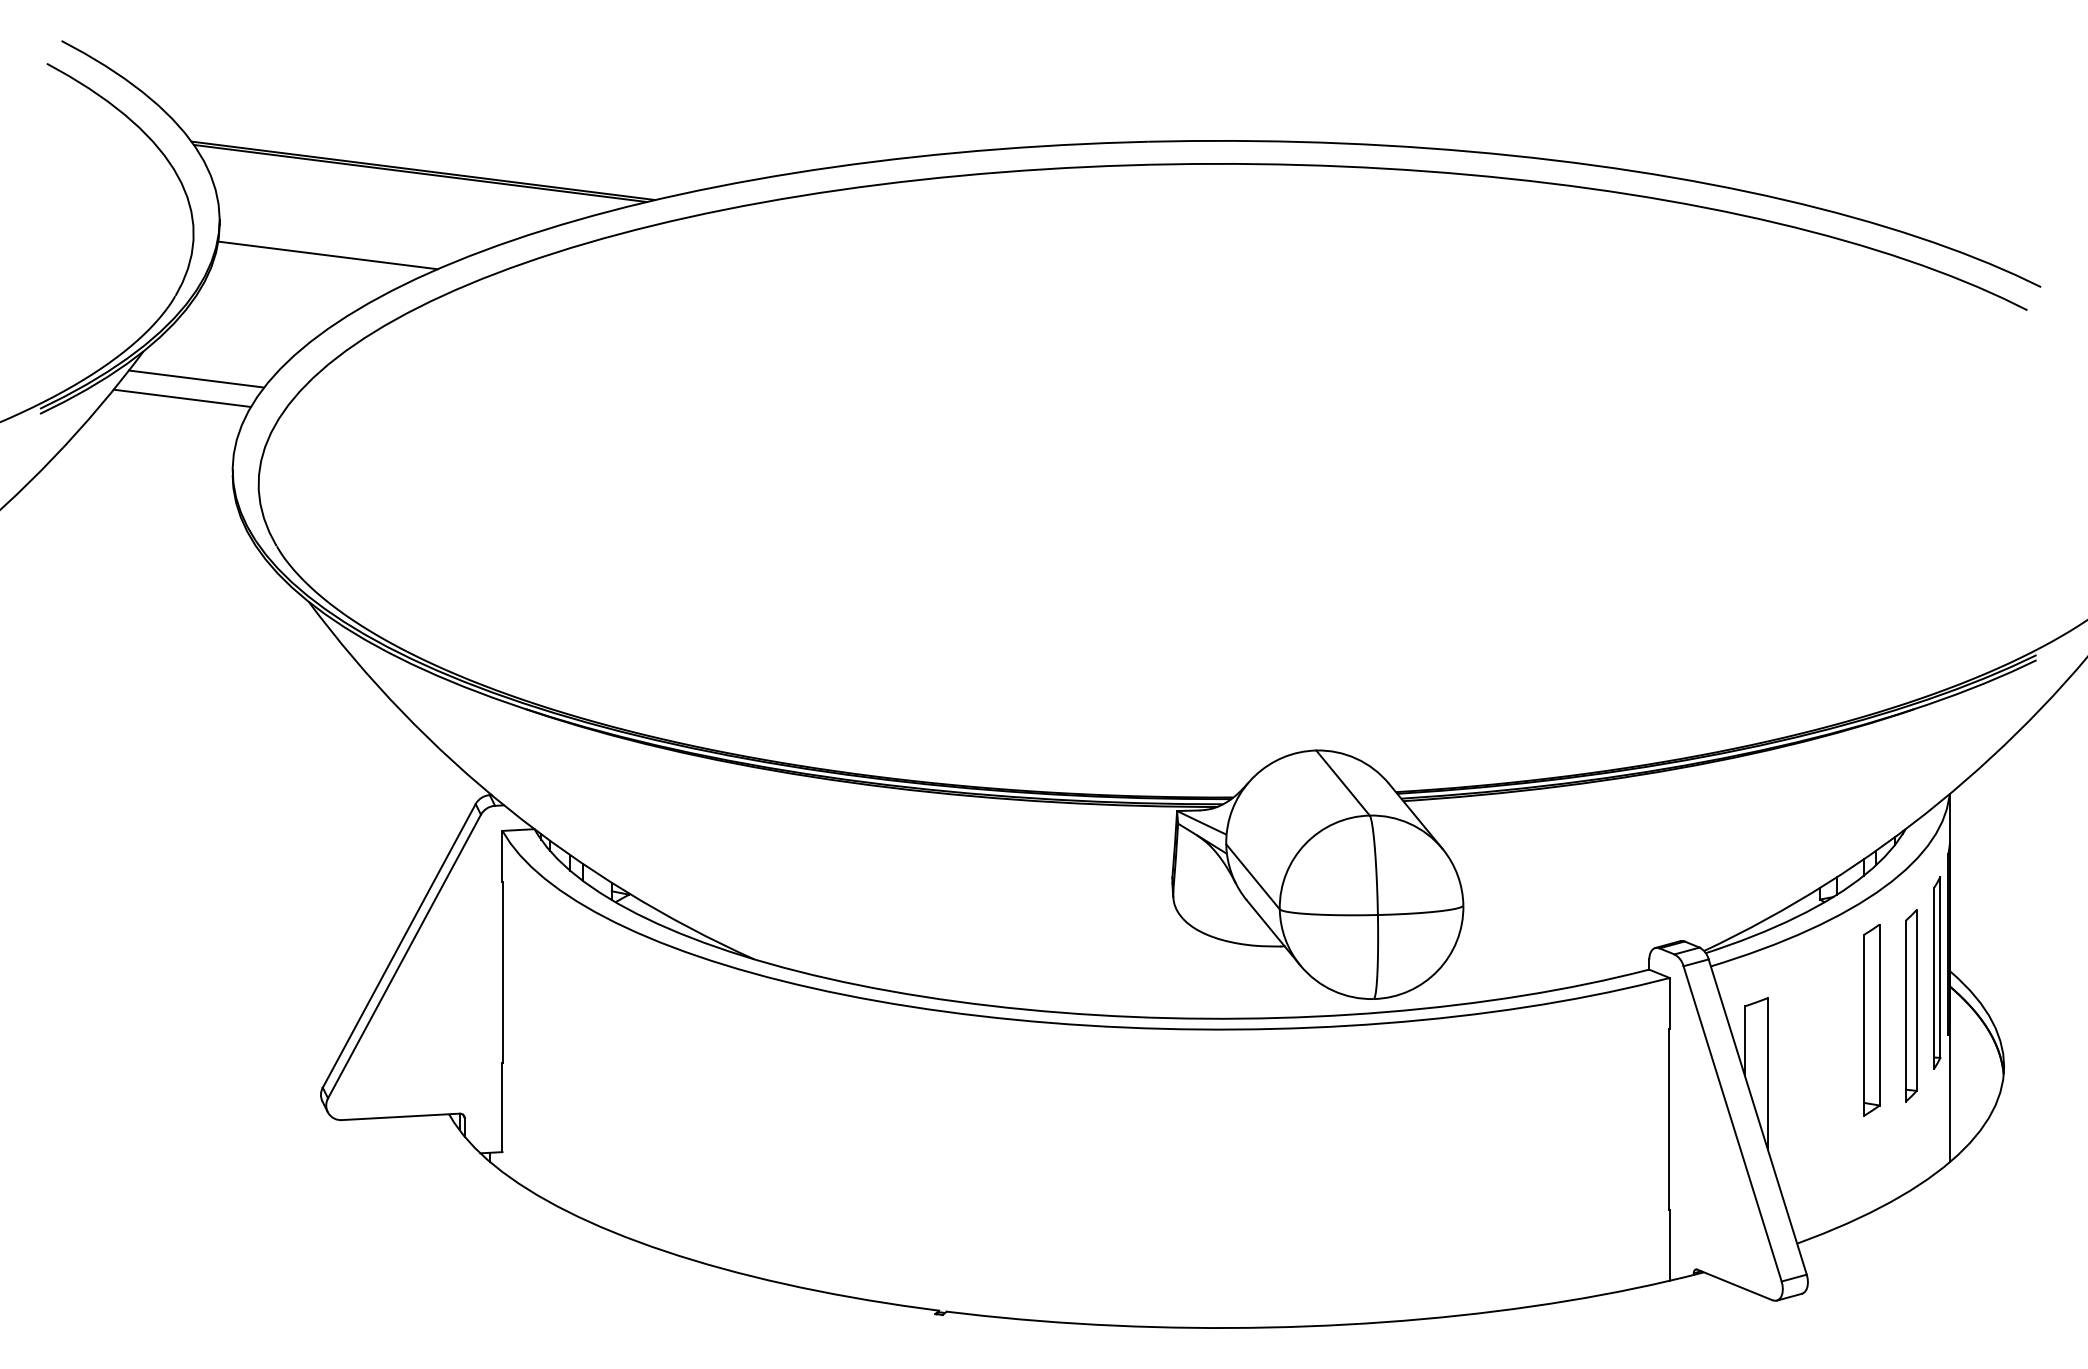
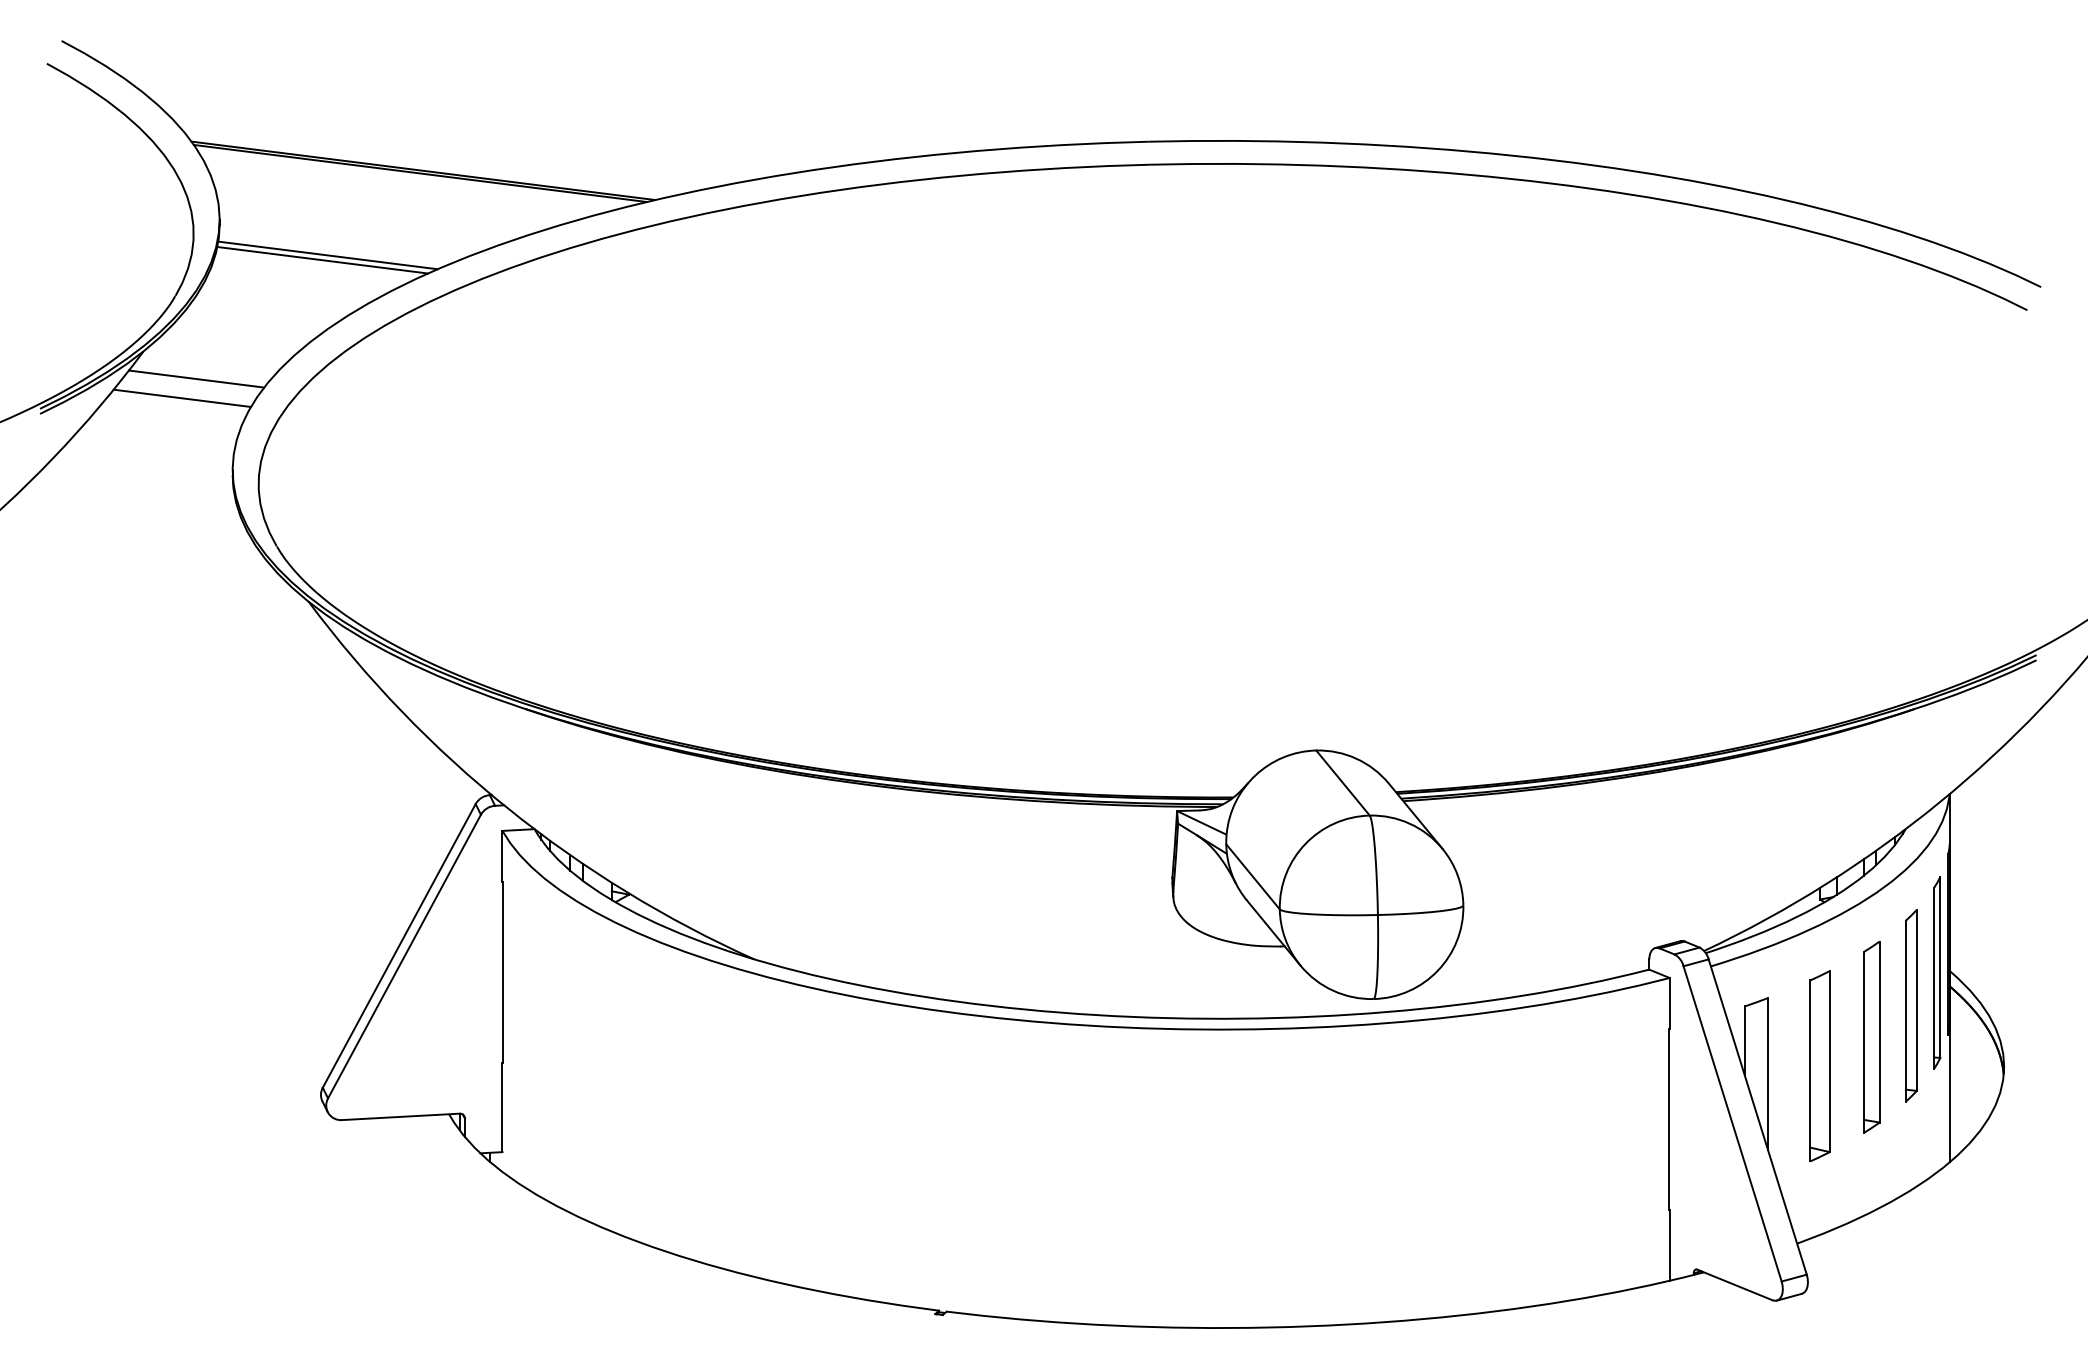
line: none -> present (322, 259)
part position: (1871, 1020) -> (1871, 1037) (1871, 1037)
part: none -> present (1819, 1065)
